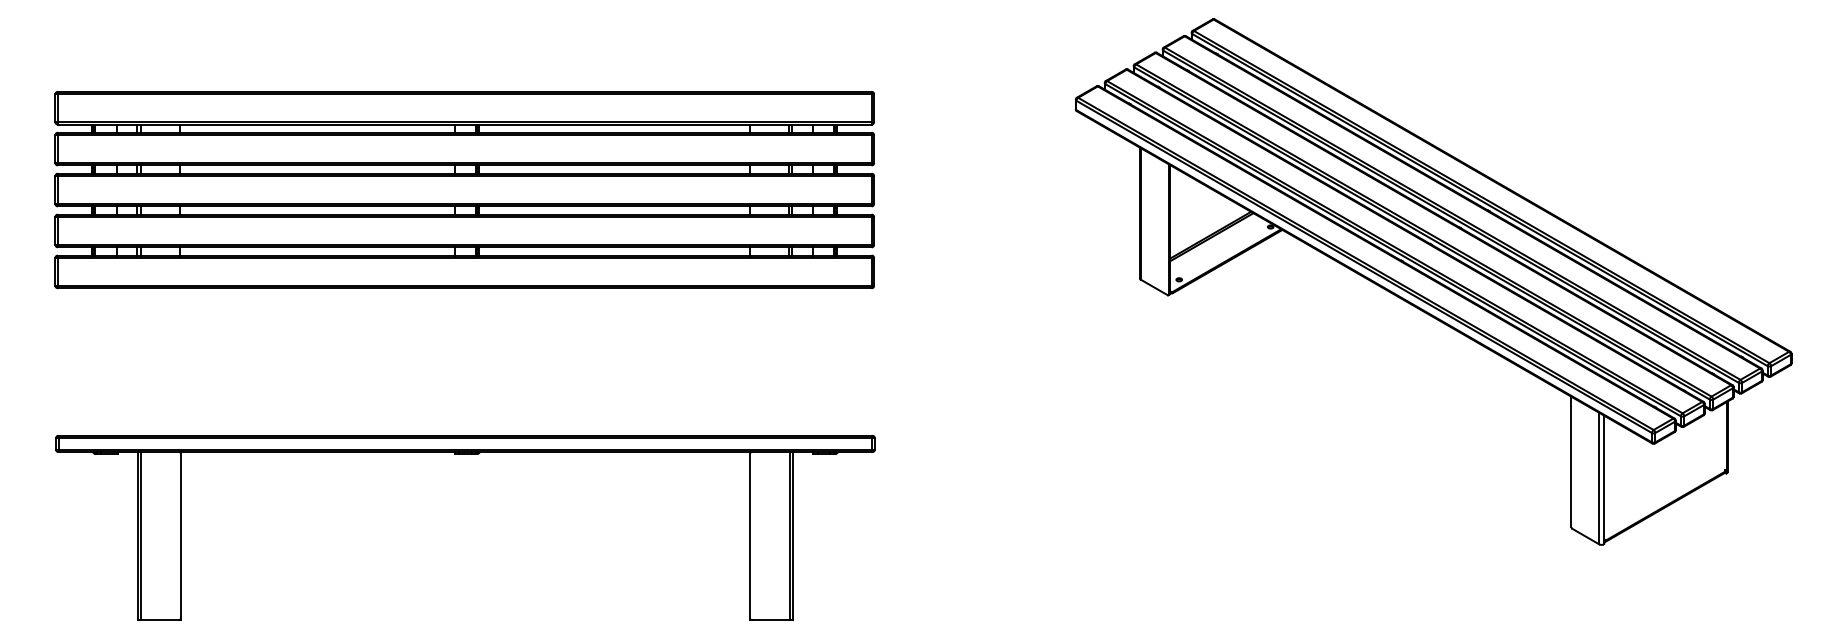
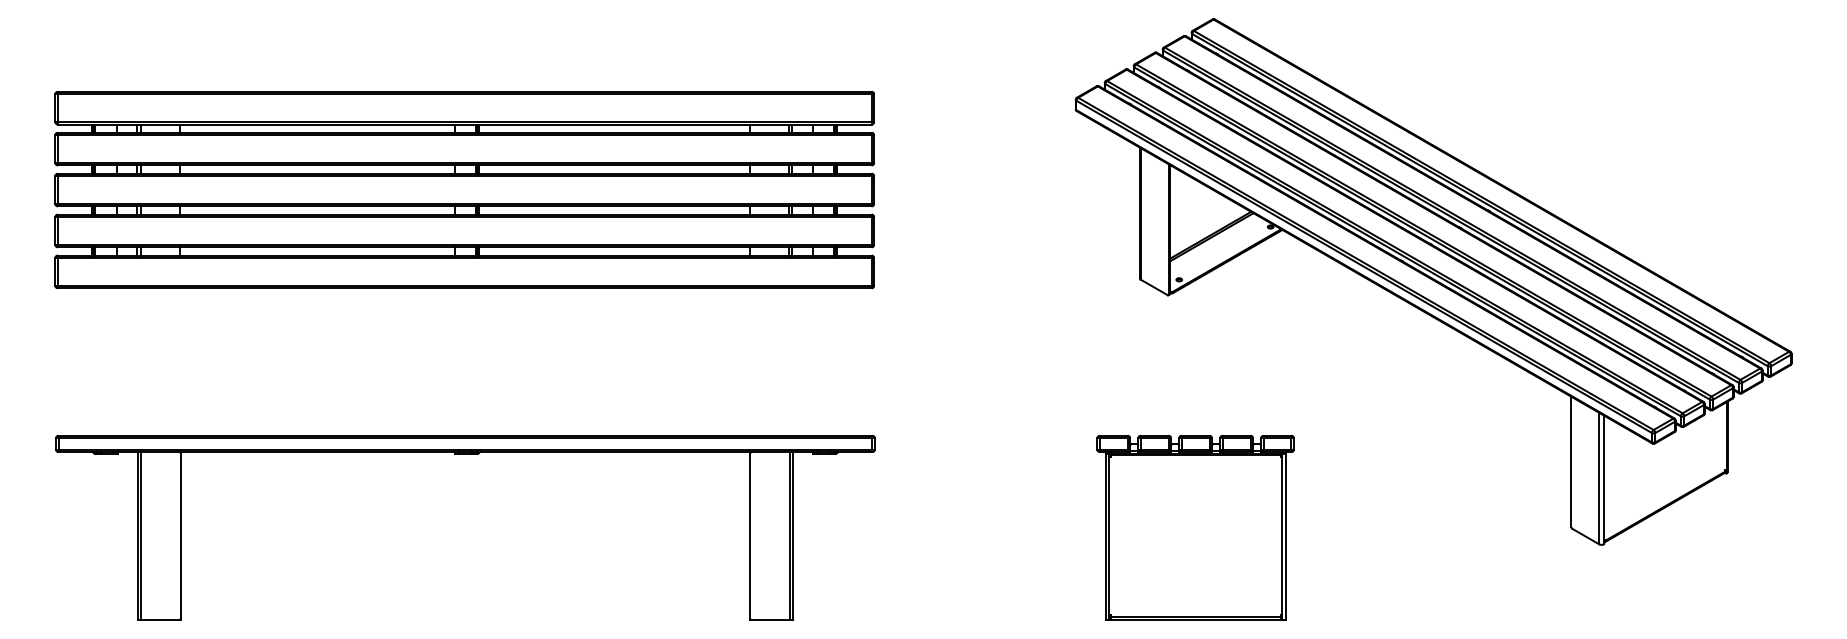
part: none -> present (1195, 527)
